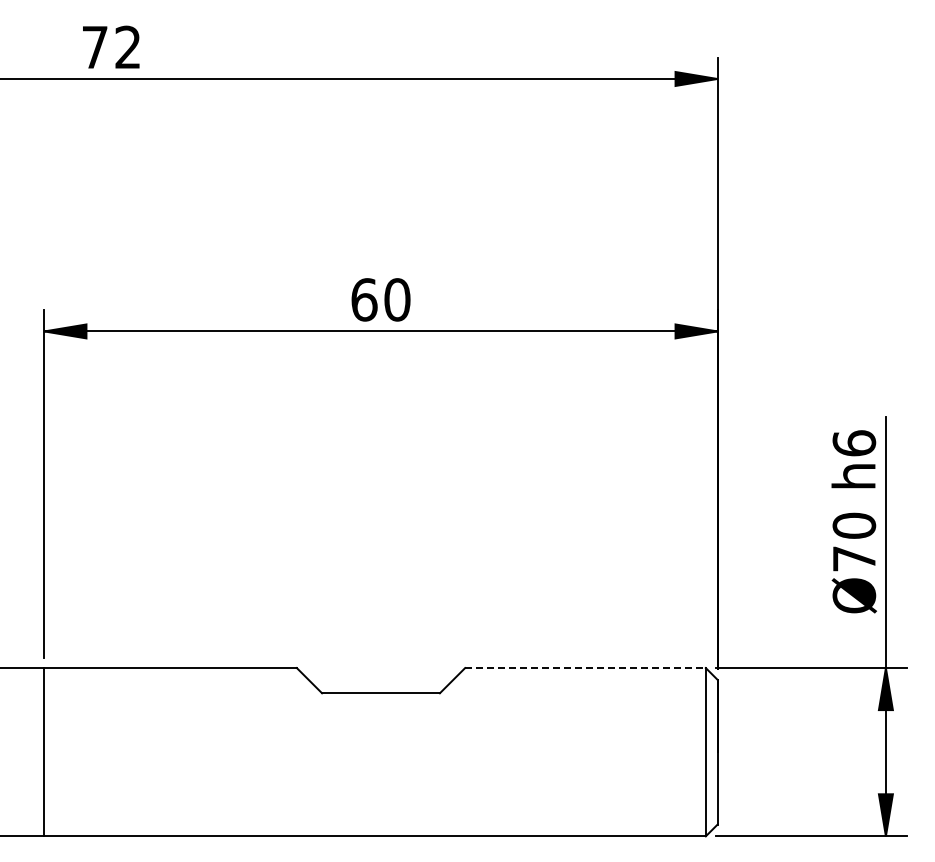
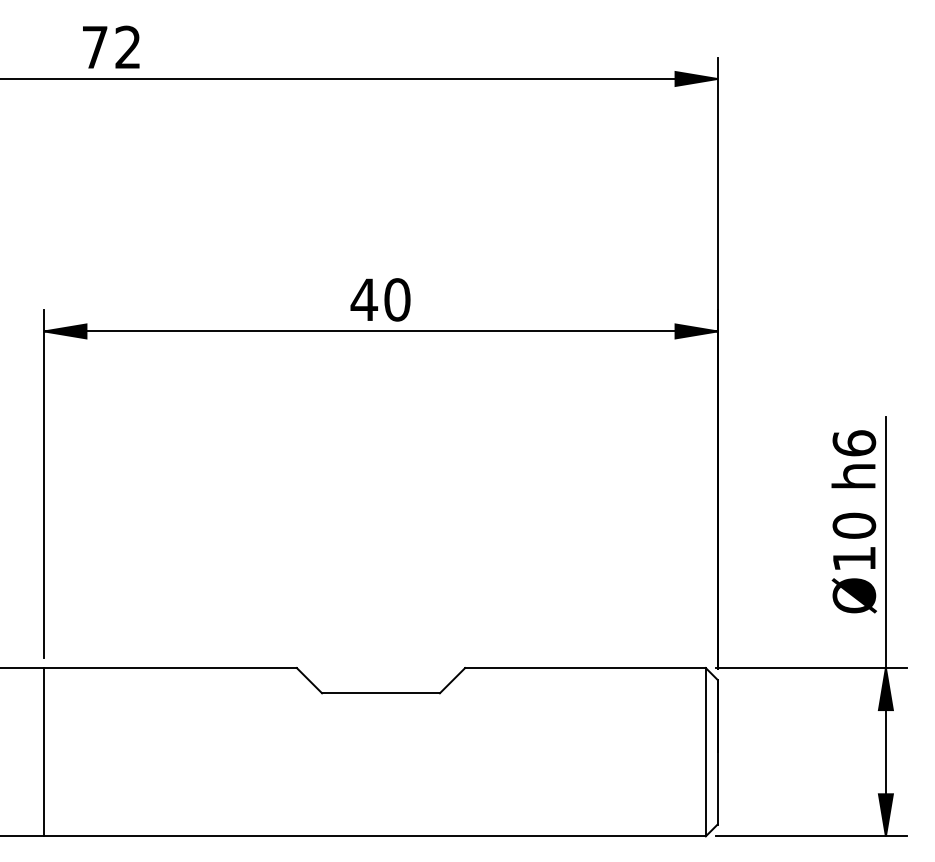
text: 60 -> 40 (364, 299)
text: Ø70 -> Ø10 (854, 558)
line: dashed -> solid (585, 668)
